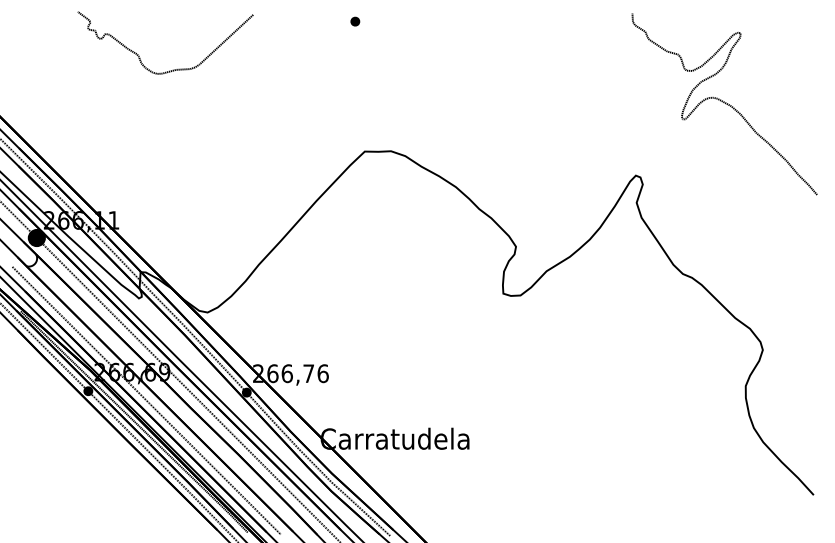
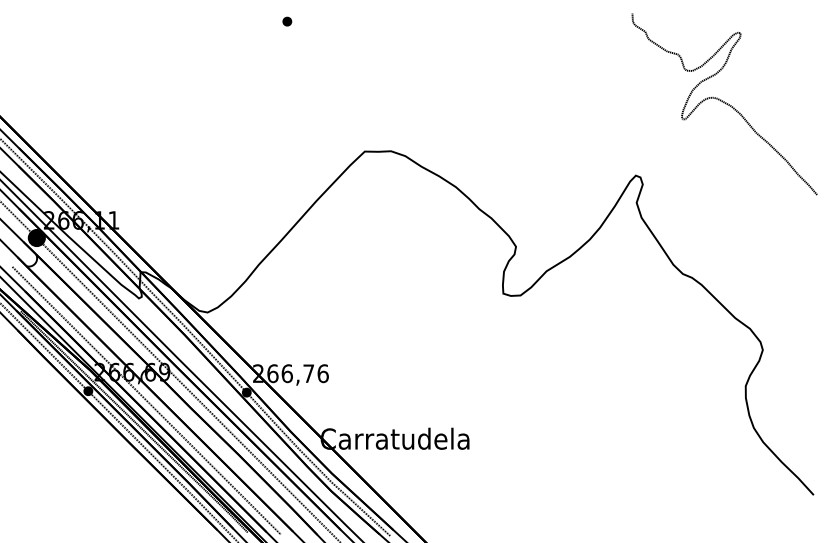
part position: (355, 21) -> (287, 21) (287, 21)
curve: present -> none (173, 69)
